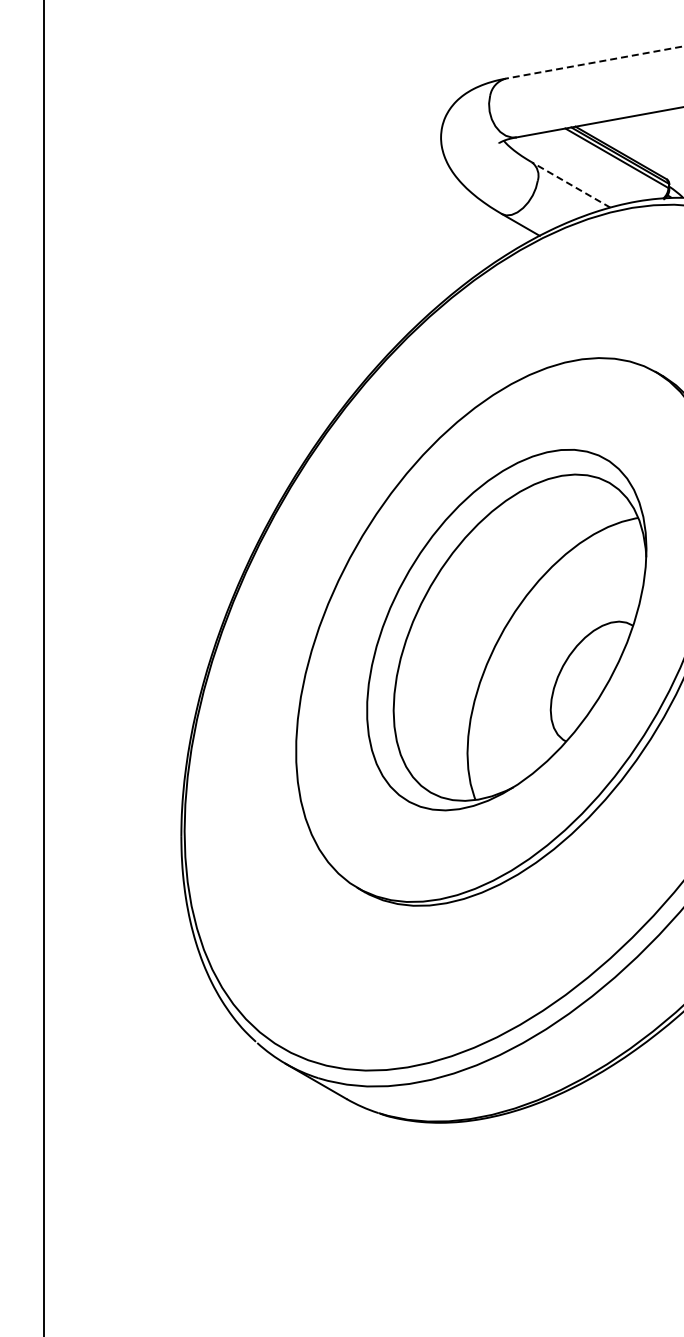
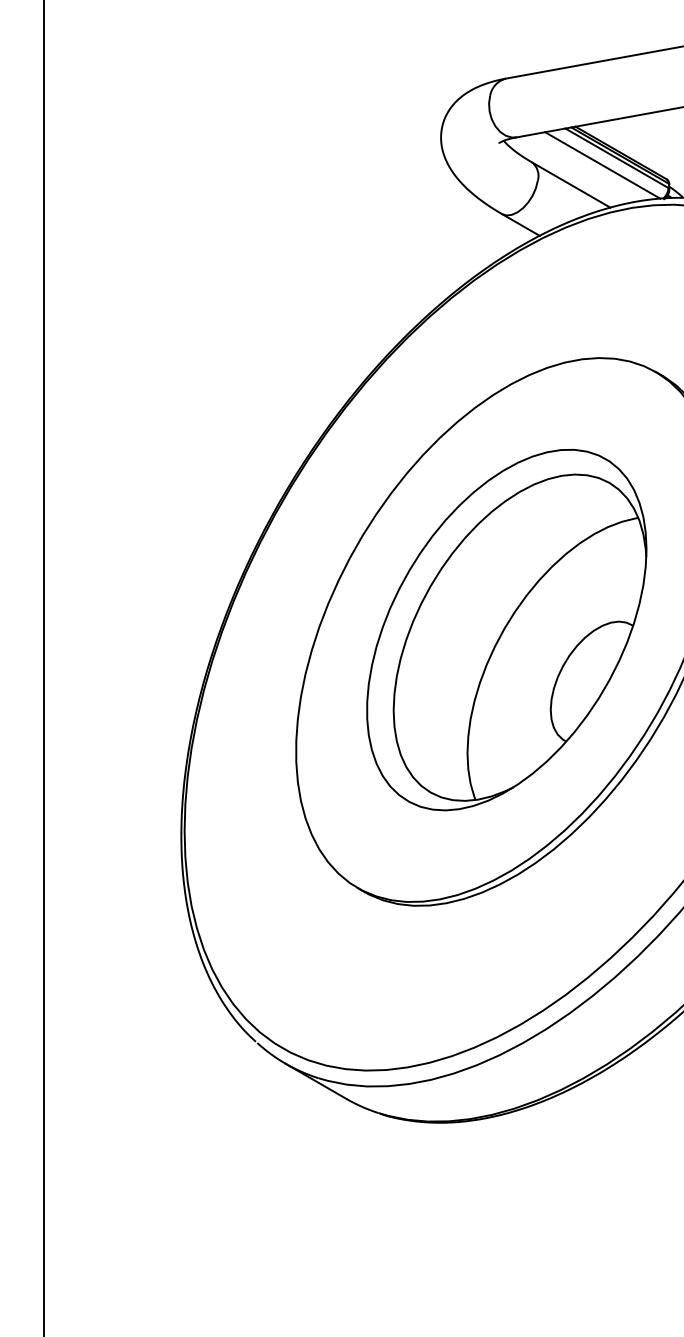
line: dashed -> solid (594, 62)
line: none -> present (602, 165)
line: dashed -> solid (570, 184)
